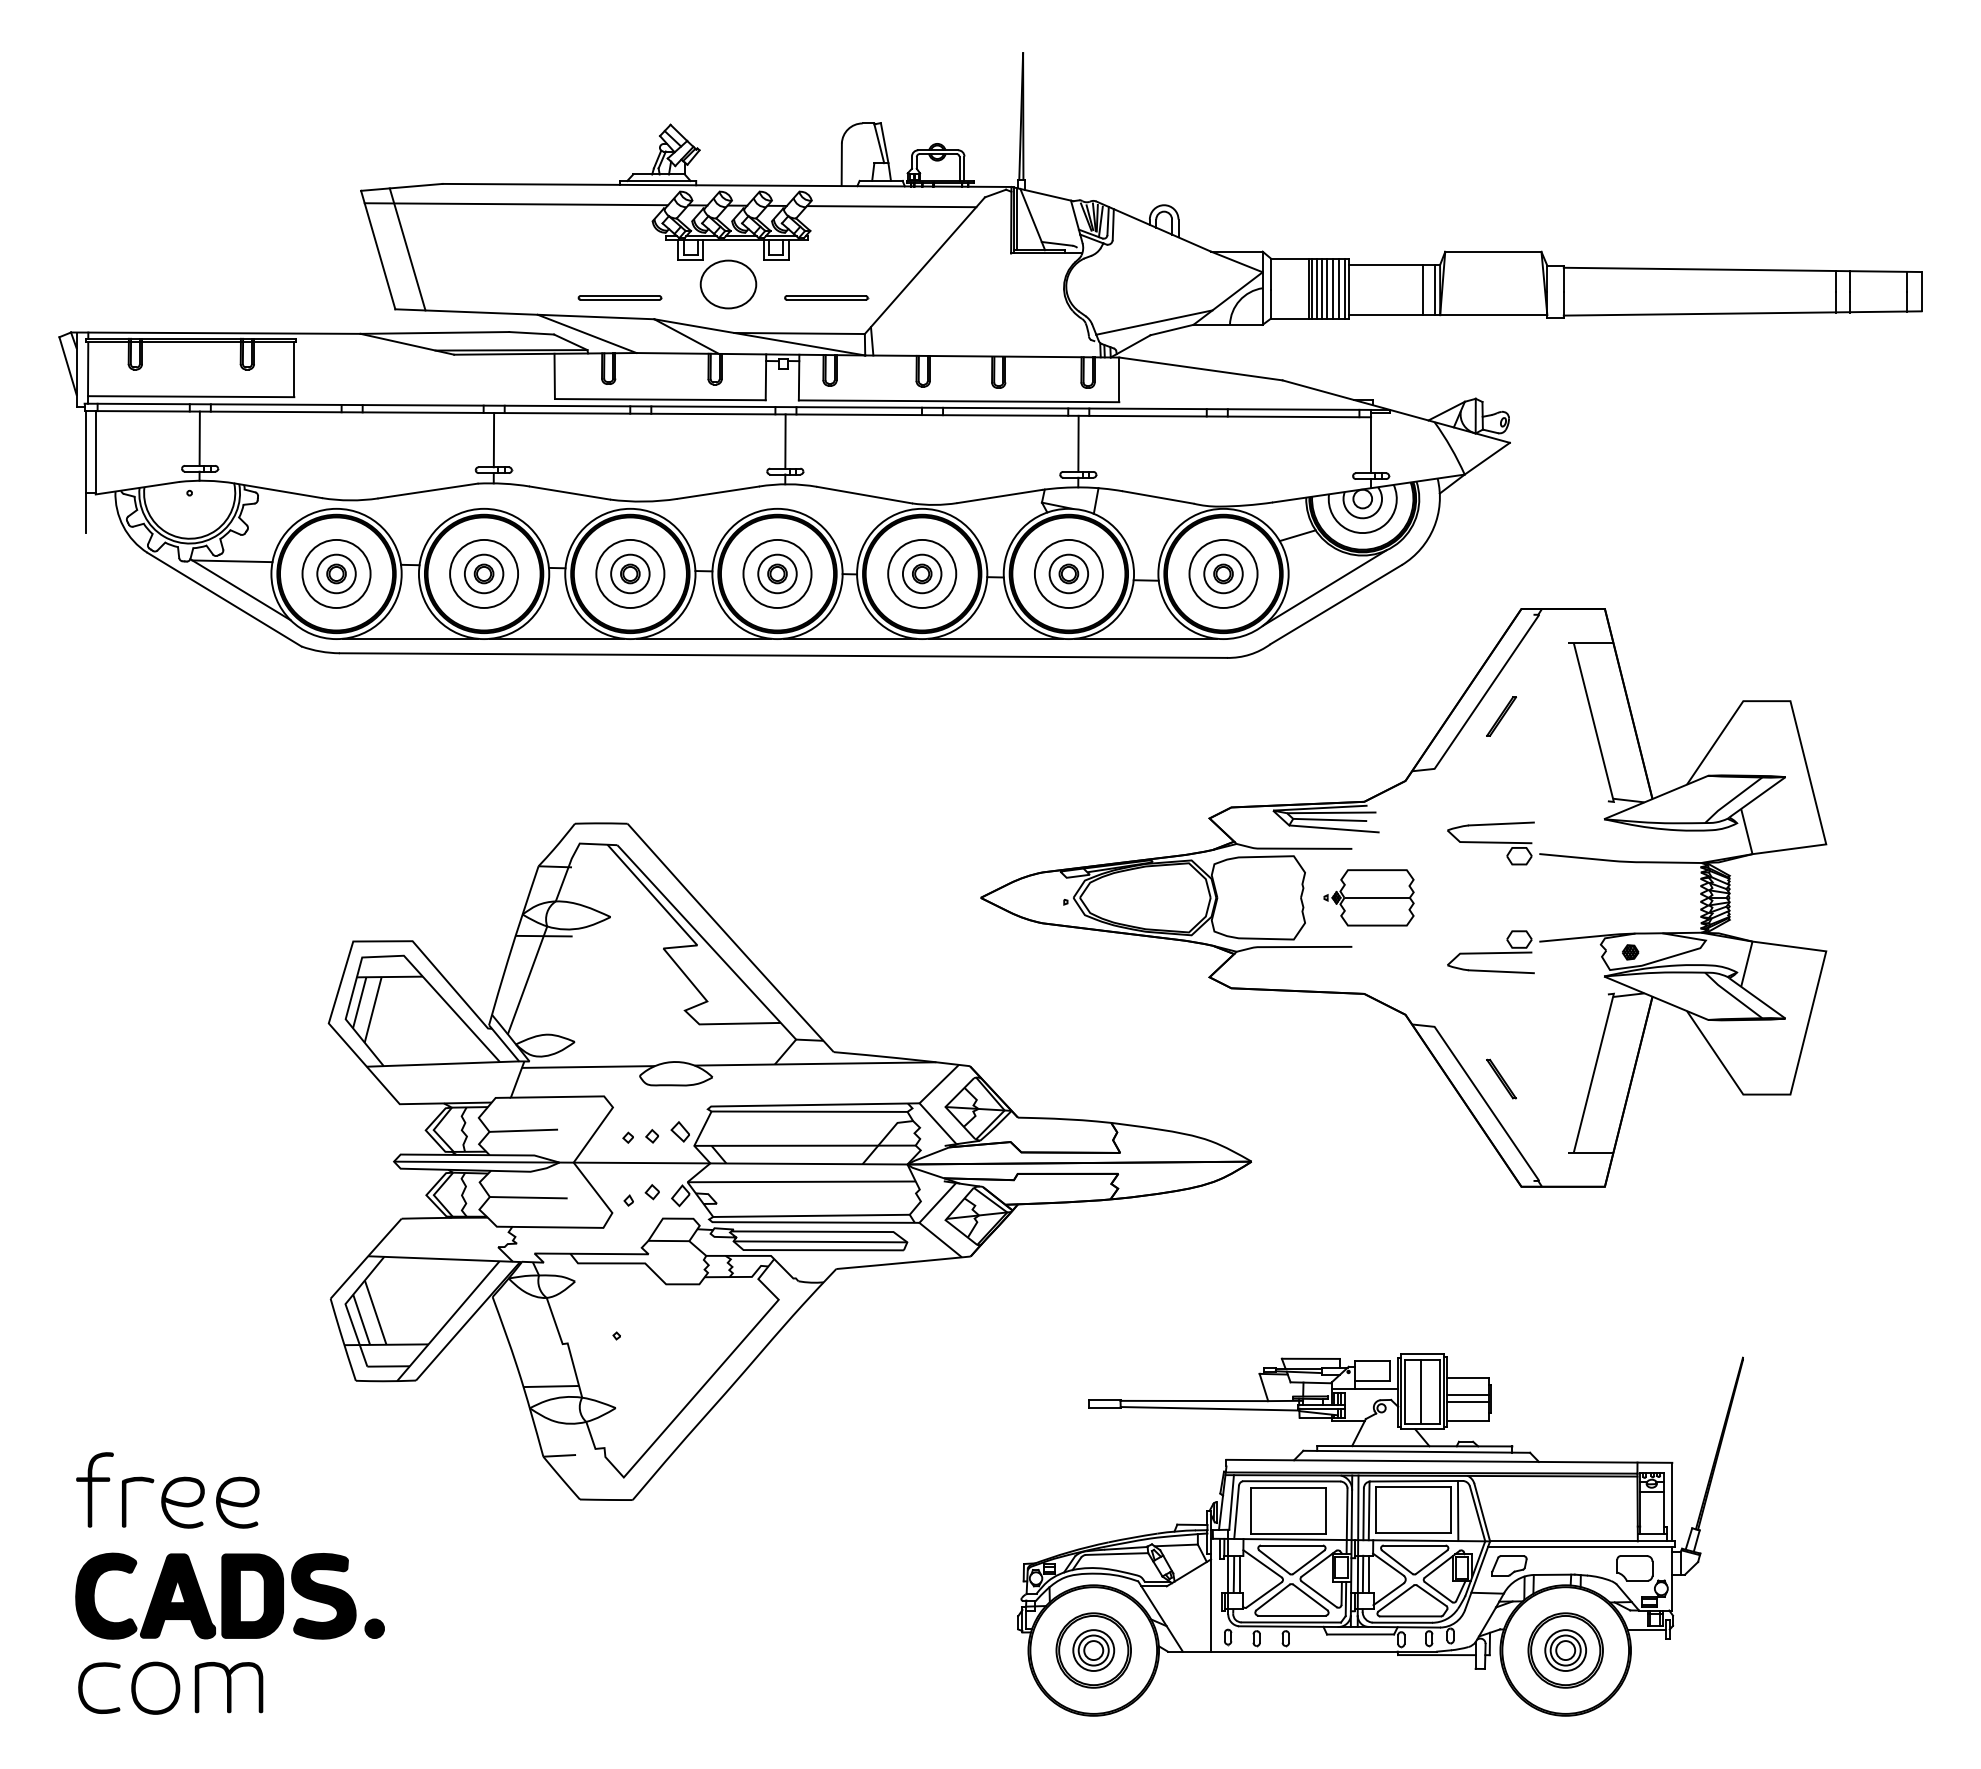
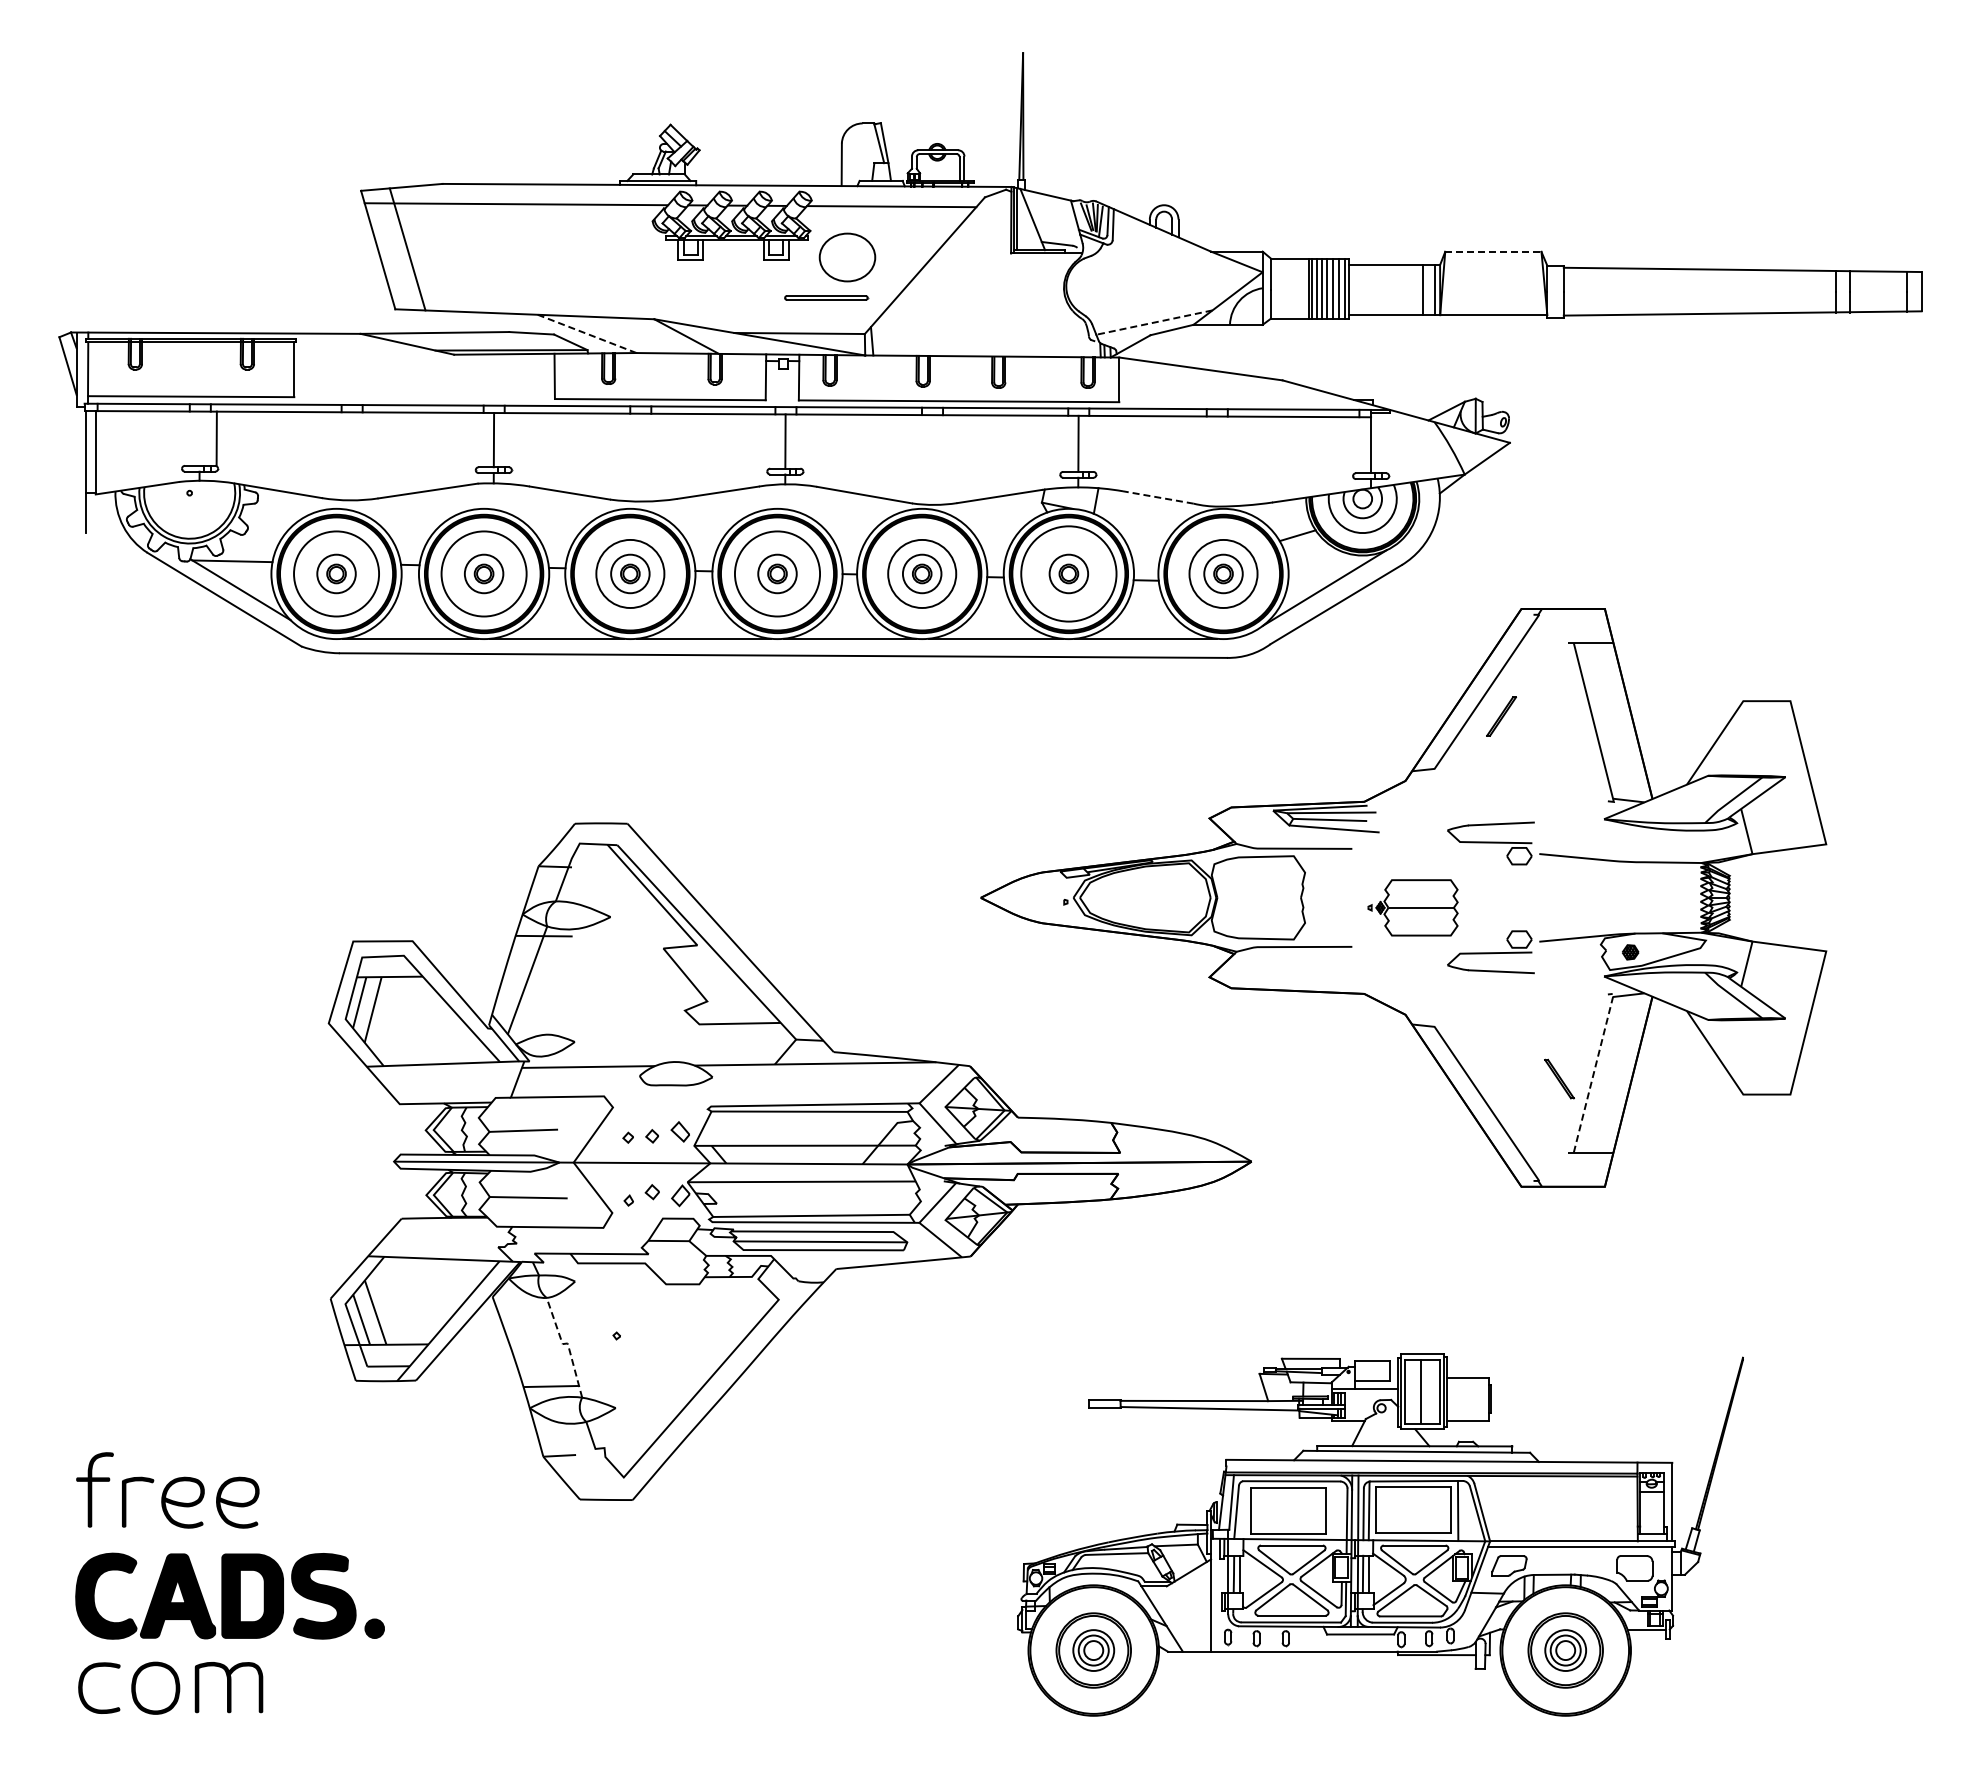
line: solid -> dashed (1493, 251)
part position: (728, 284) -> (847, 257) (847, 257)
part: present -> none (619, 297)
line: solid -> dashed (1153, 322)
line: solid -> dashed (587, 333)
line position: (199, 438) -> (216, 438) (216, 438)
line: solid -> dashed (1158, 497)
circle diameter: 68 px -> 85 px (336, 573)
circle diameter: 68 px -> 85 px (483, 573)
circle diameter: 68 px -> 85 px (777, 573)
circle diameter: 68 px -> 95 px (1068, 573)
part position: (1368, 897) -> (1412, 907) (1412, 907)
line: solid -> dashed (1594, 1069)
part position: (1501, 1078) -> (1559, 1078) (1559, 1078)
line: solid -> dashed (567, 1343)
line: present -> none (1468, 1395)
line: present -> none (1468, 1401)
